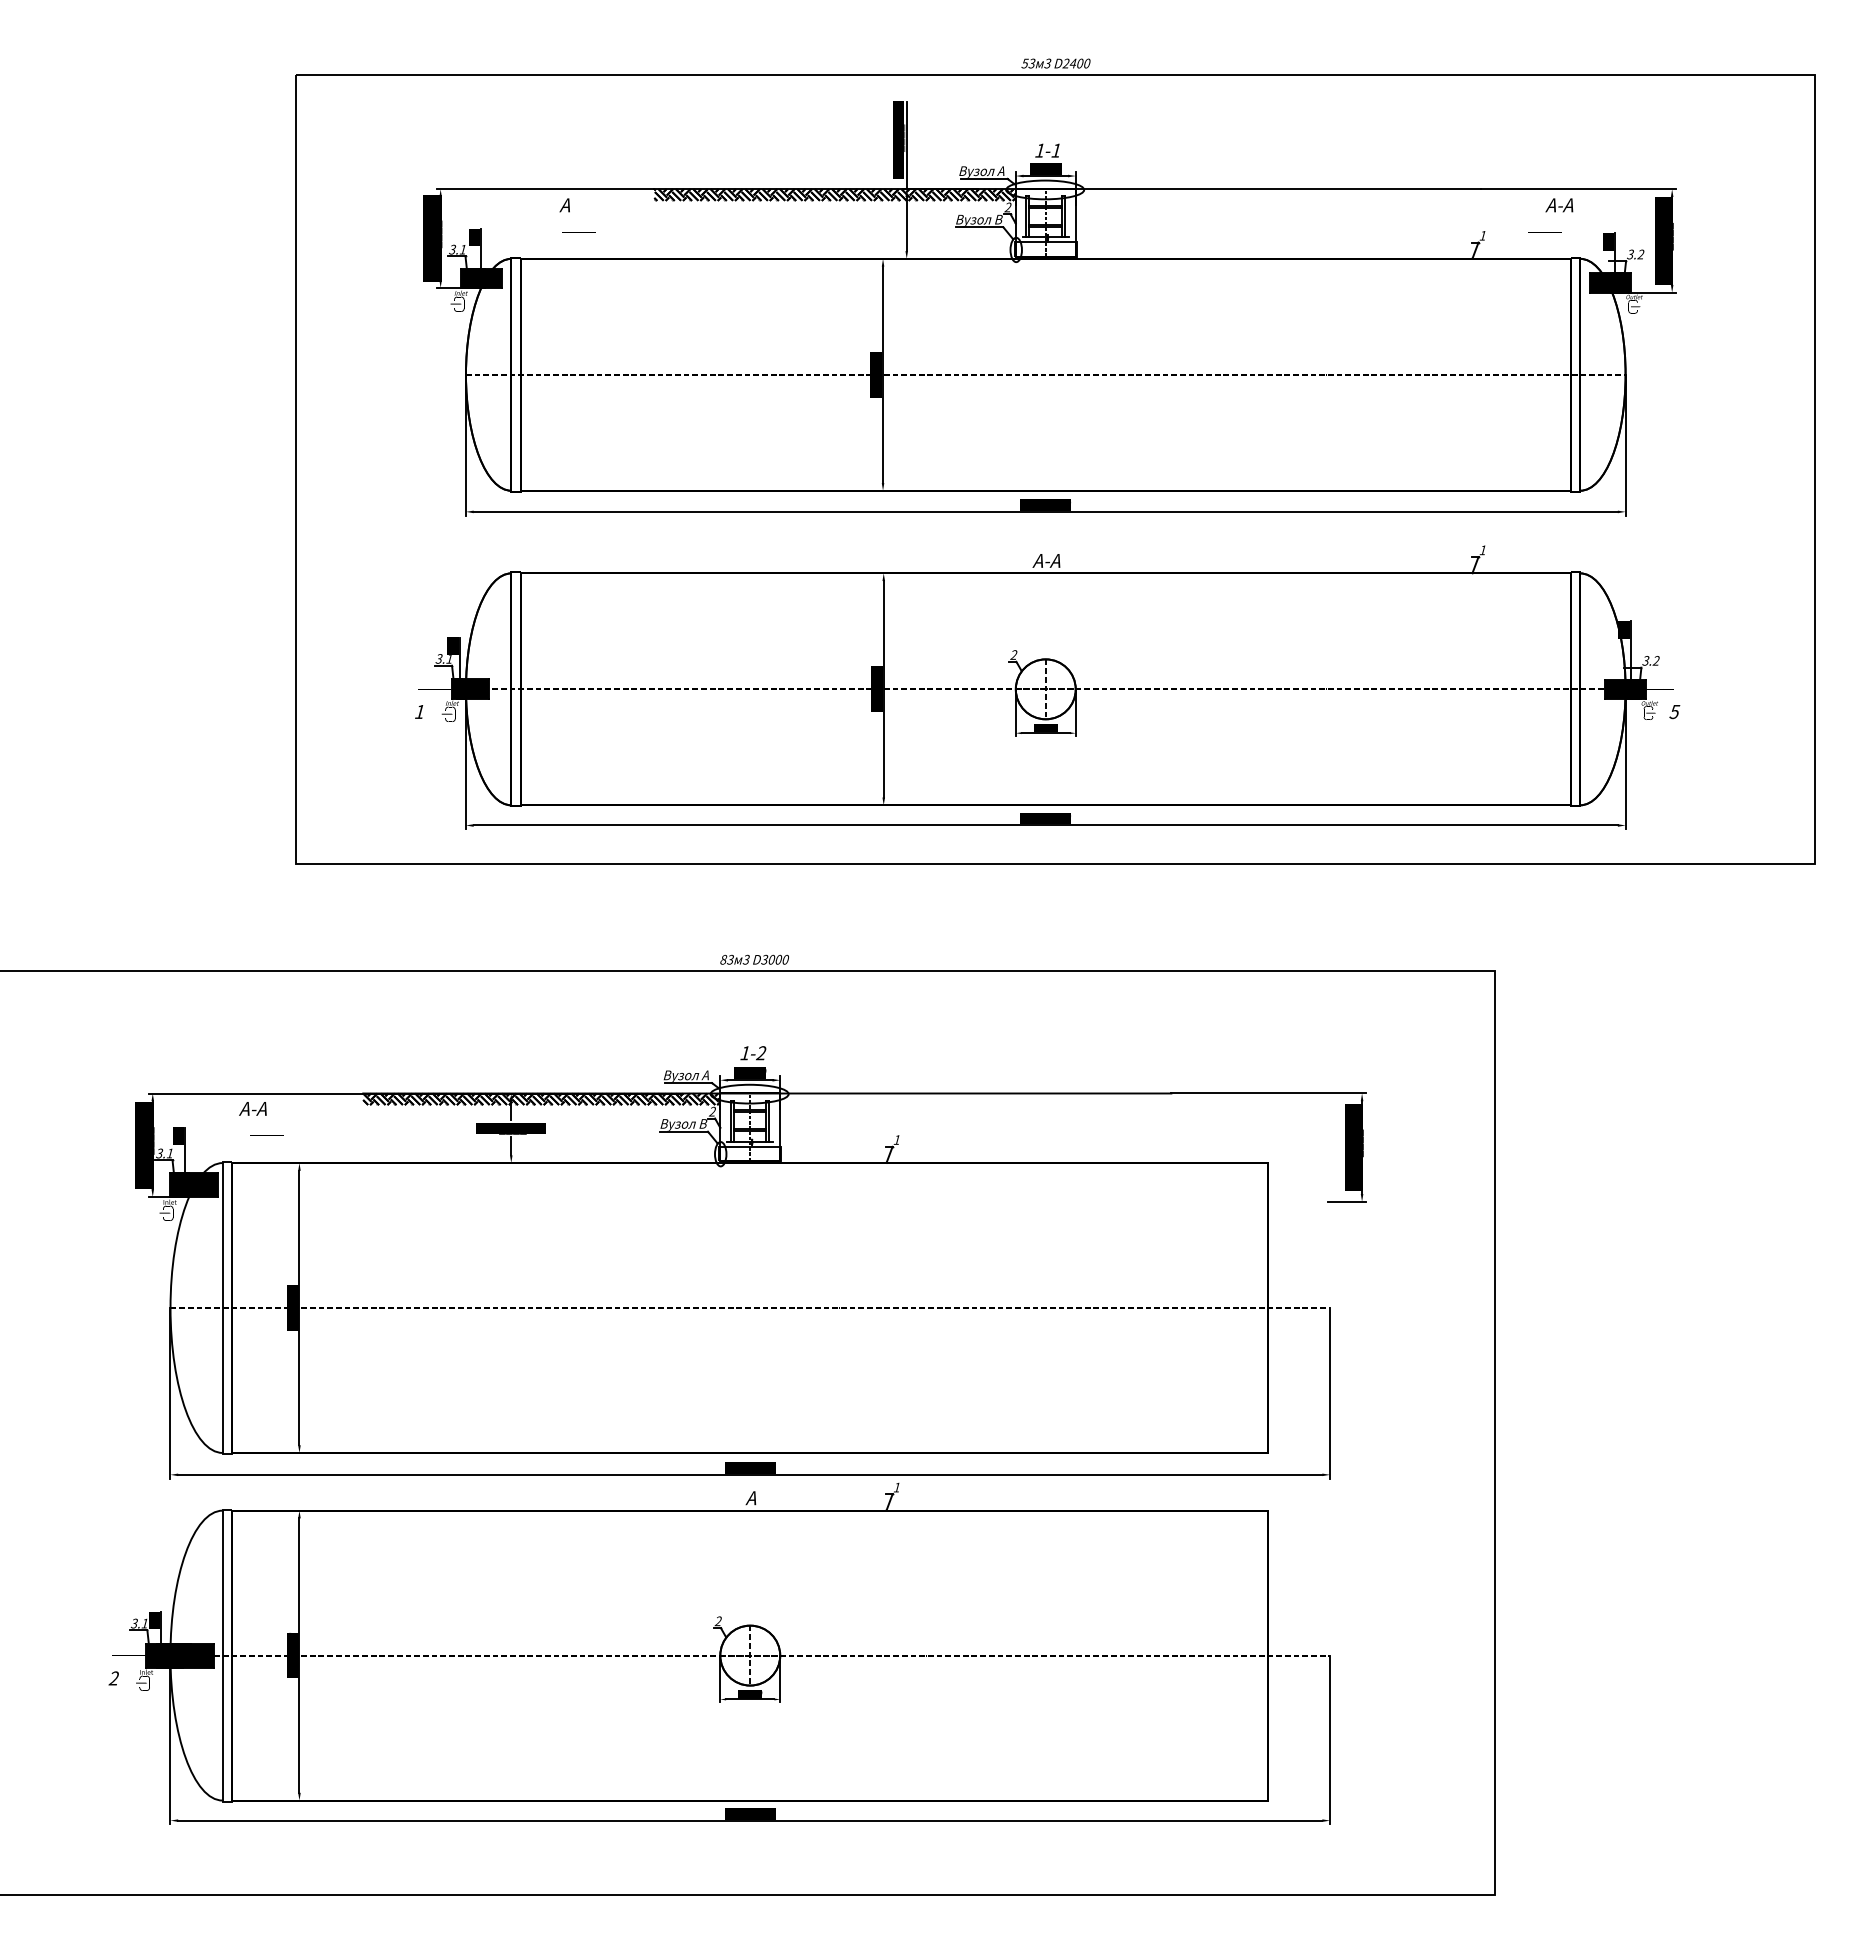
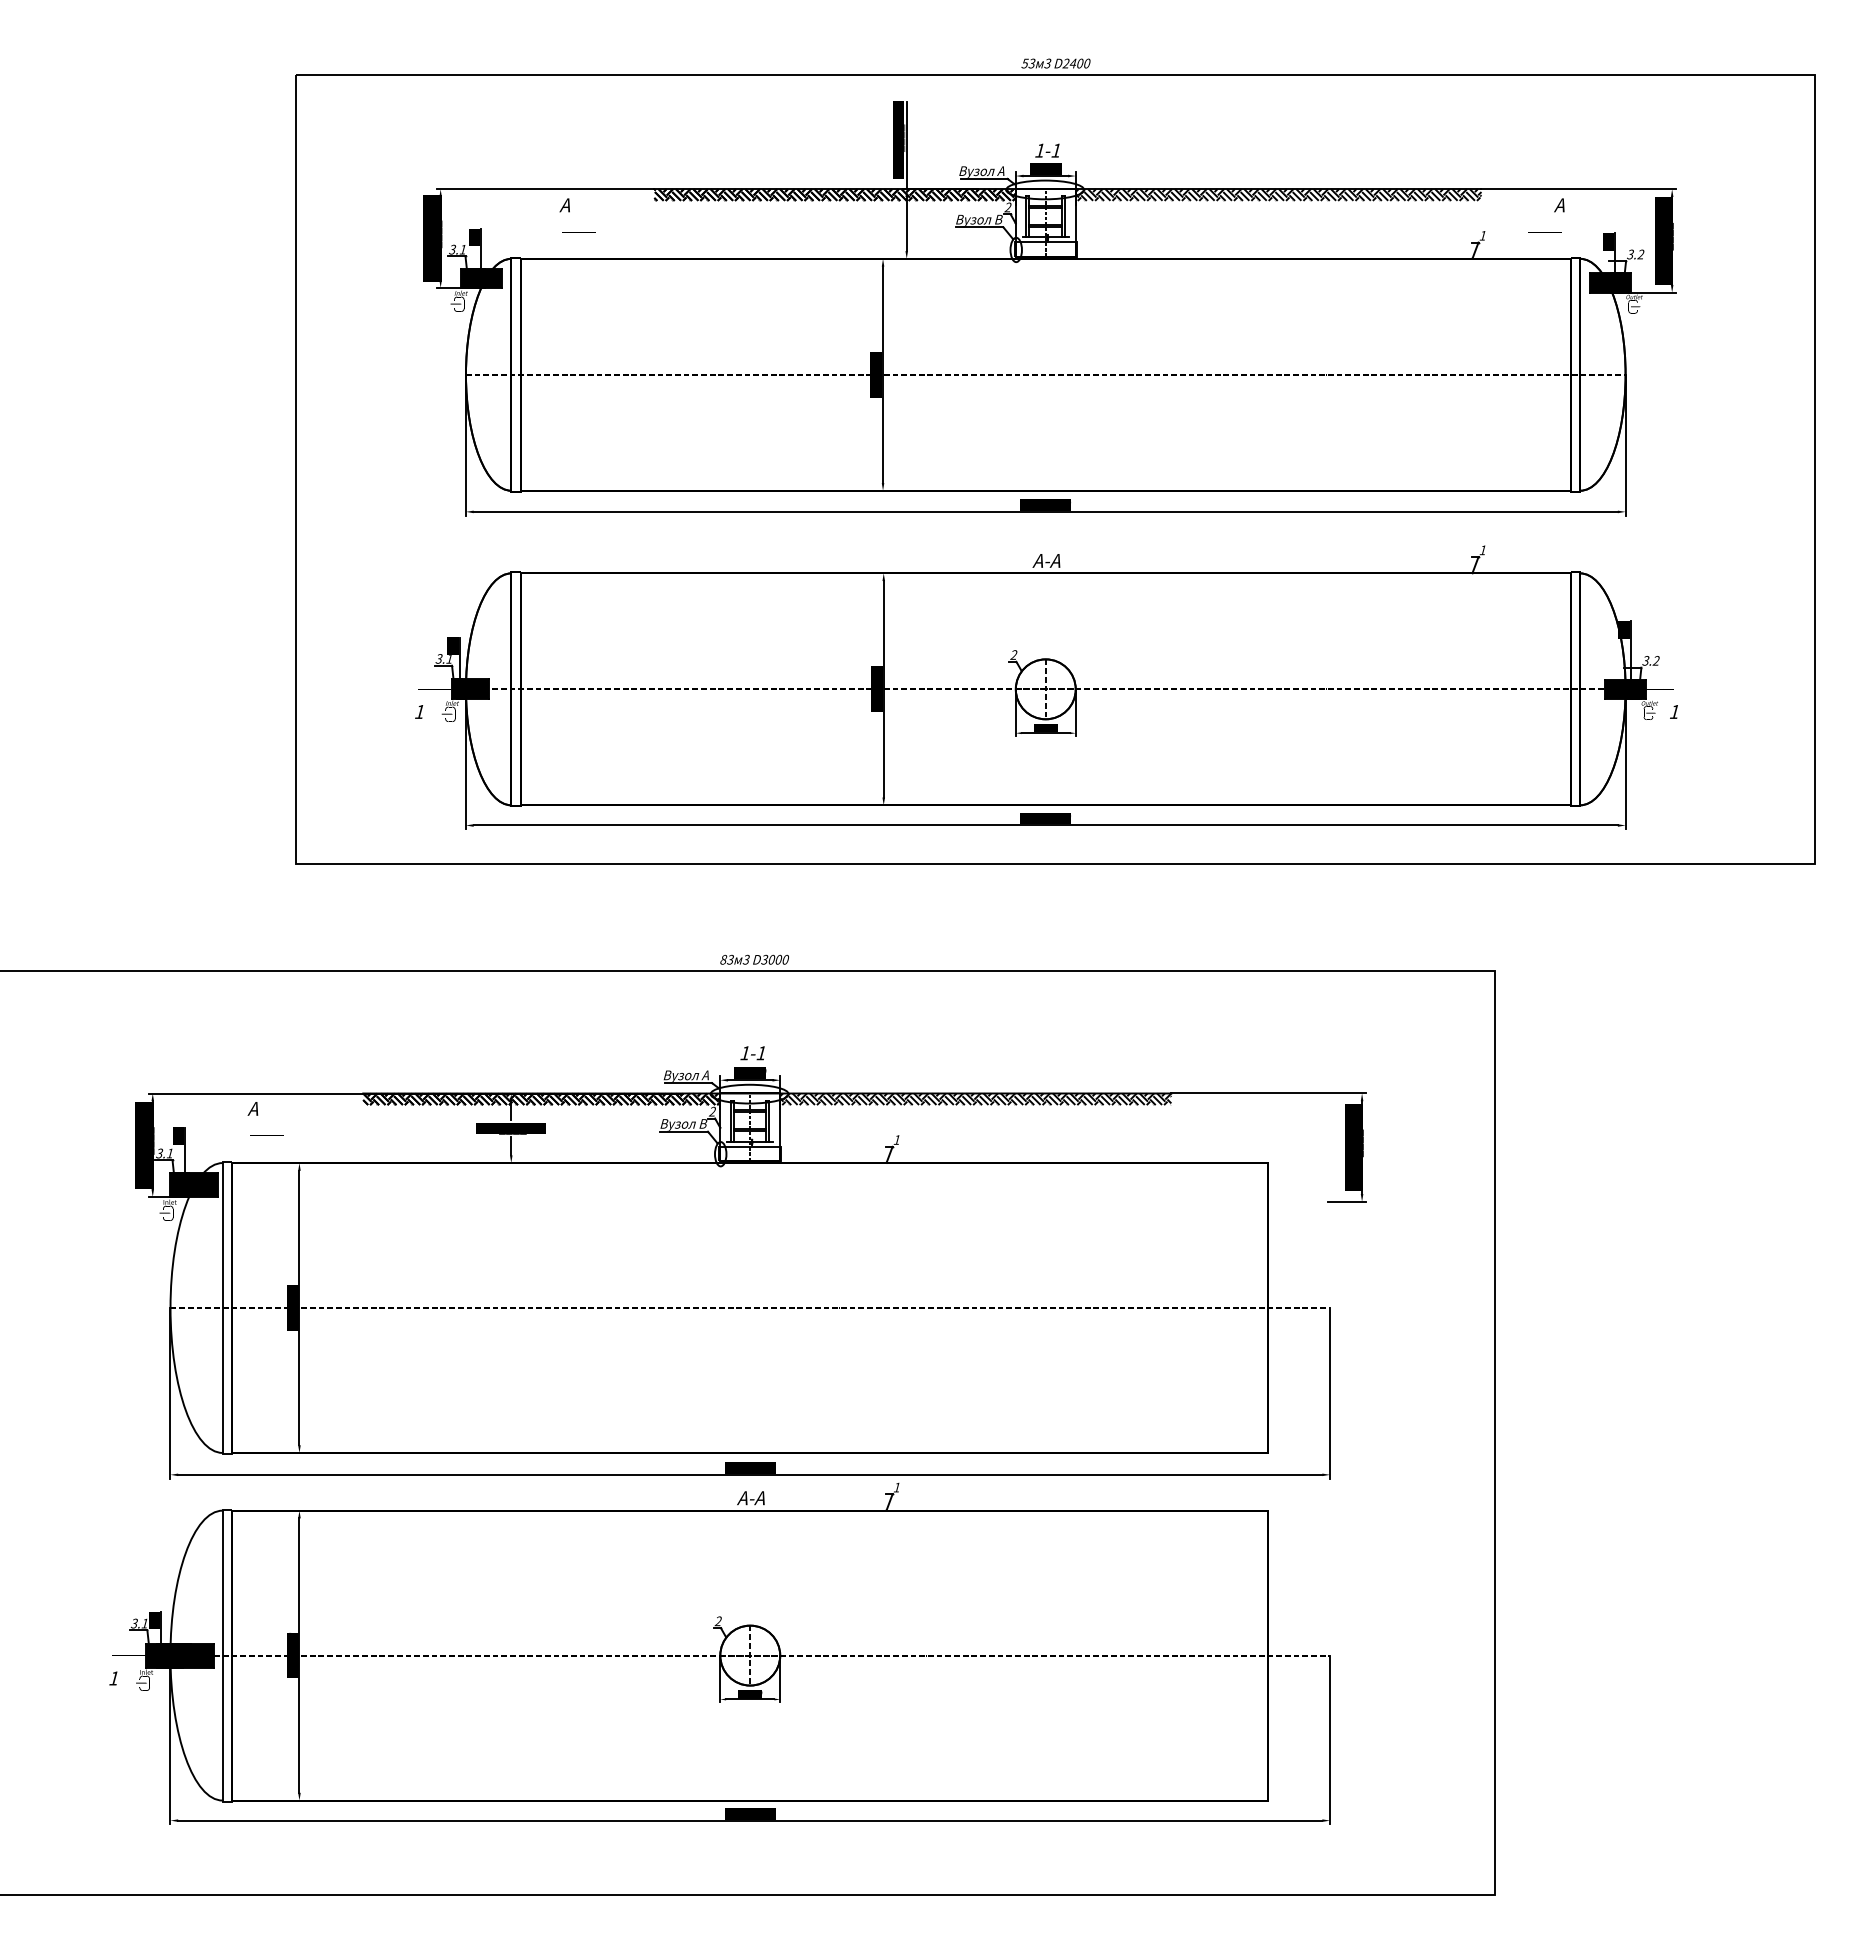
hatch: none -> present (1278, 194)
text: А-А -> А (1559, 205)
text: 5 -> 1 (1674, 712)
text: 1-2 -> 1-1 (761, 1053)
hatch: none -> present (975, 1099)
text: А-А -> А (252, 1108)
text: А -> А-А (750, 1498)
text: 2 -> 1 (113, 1678)
